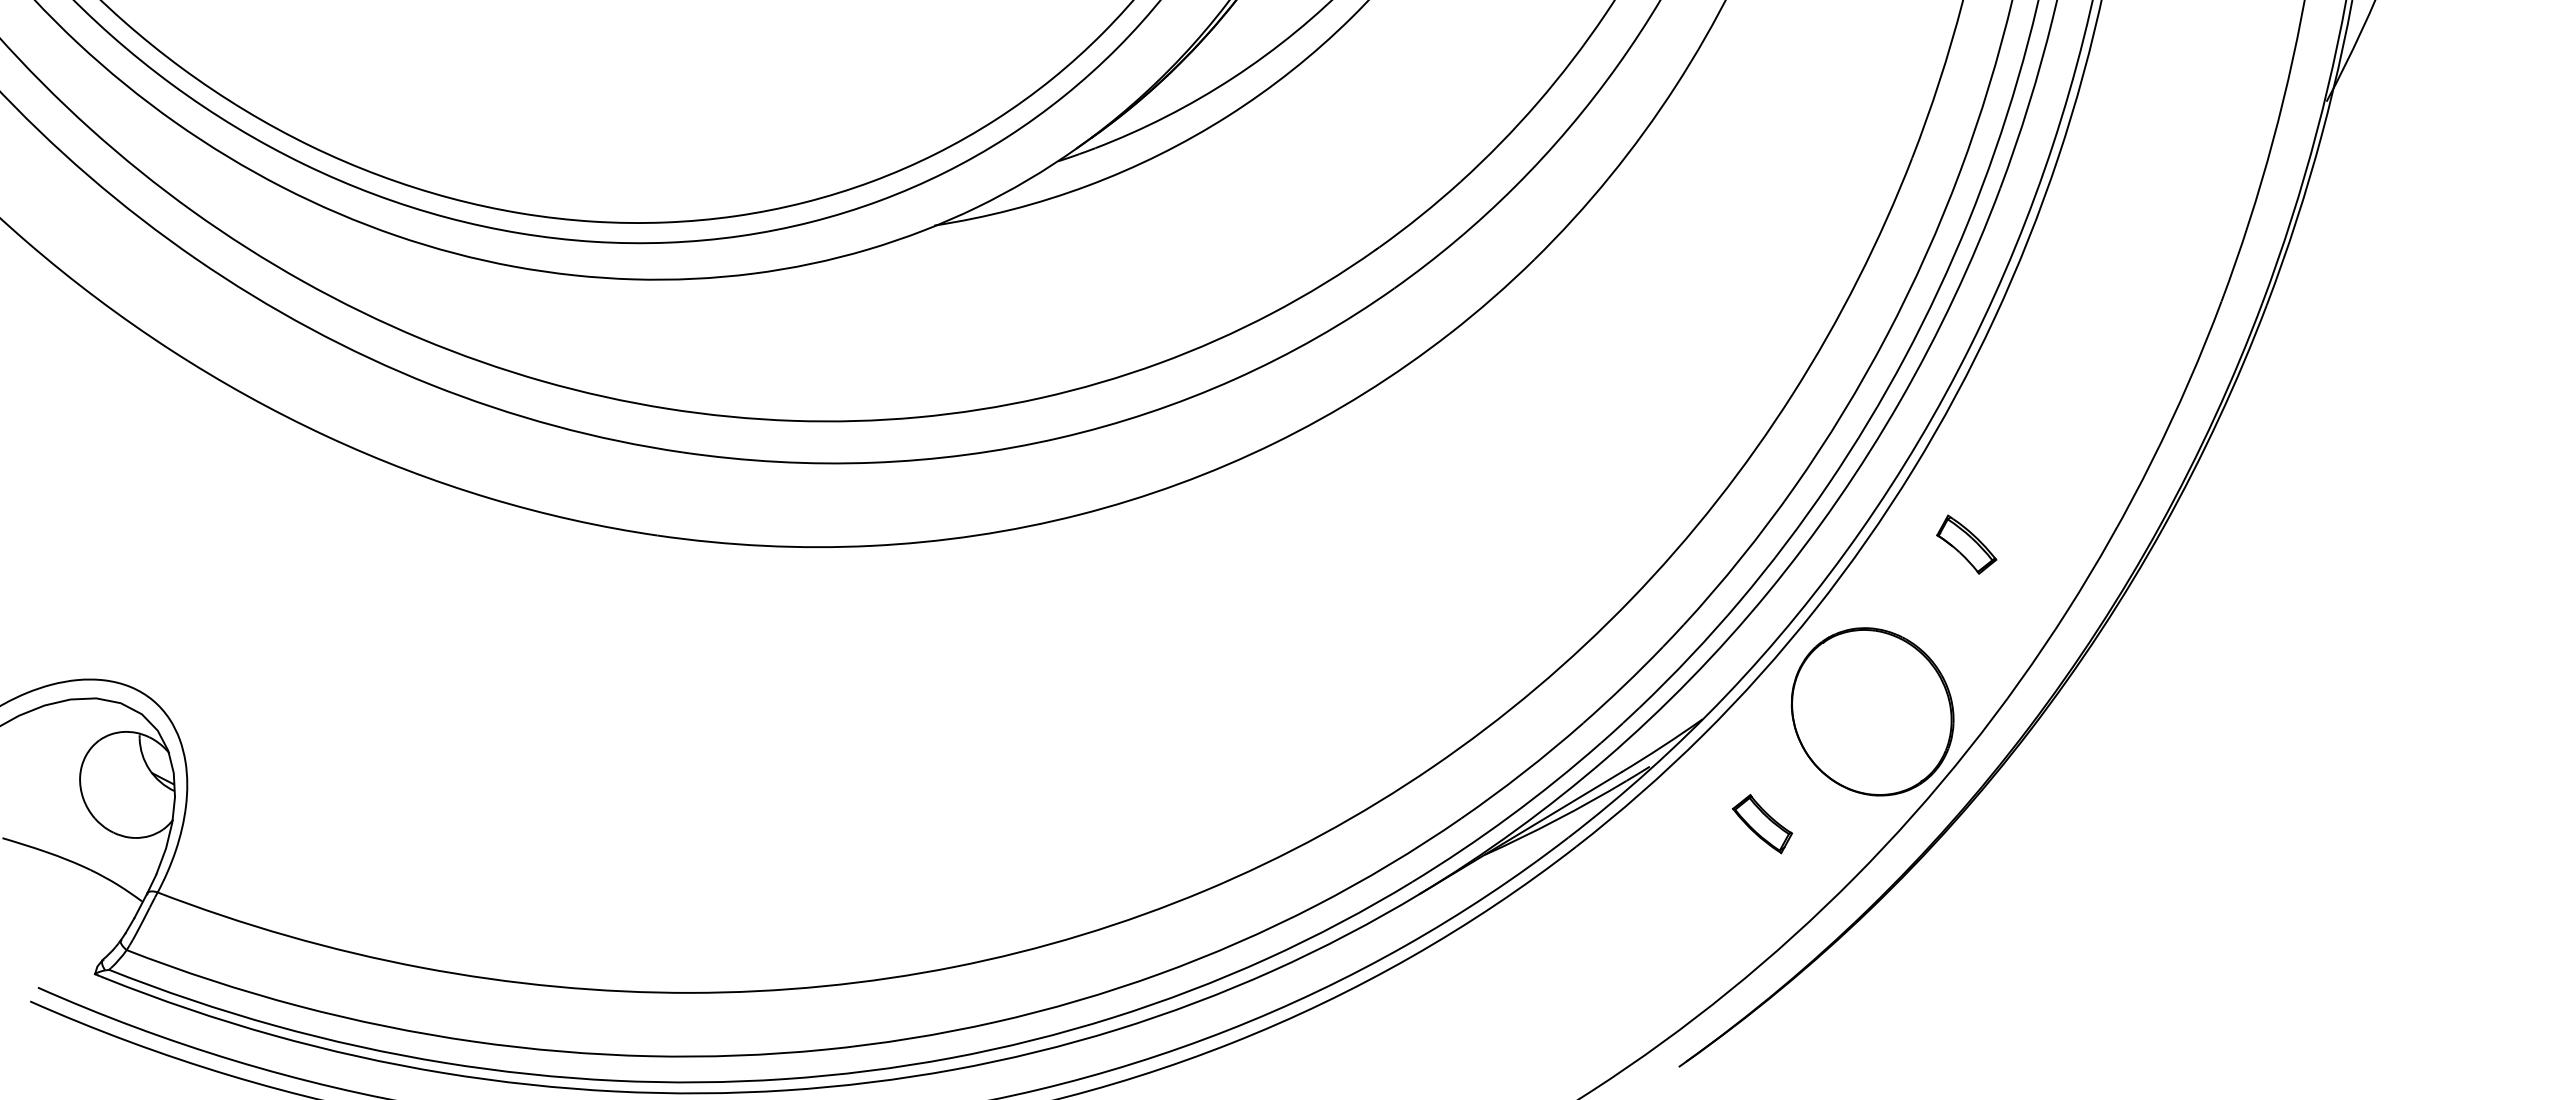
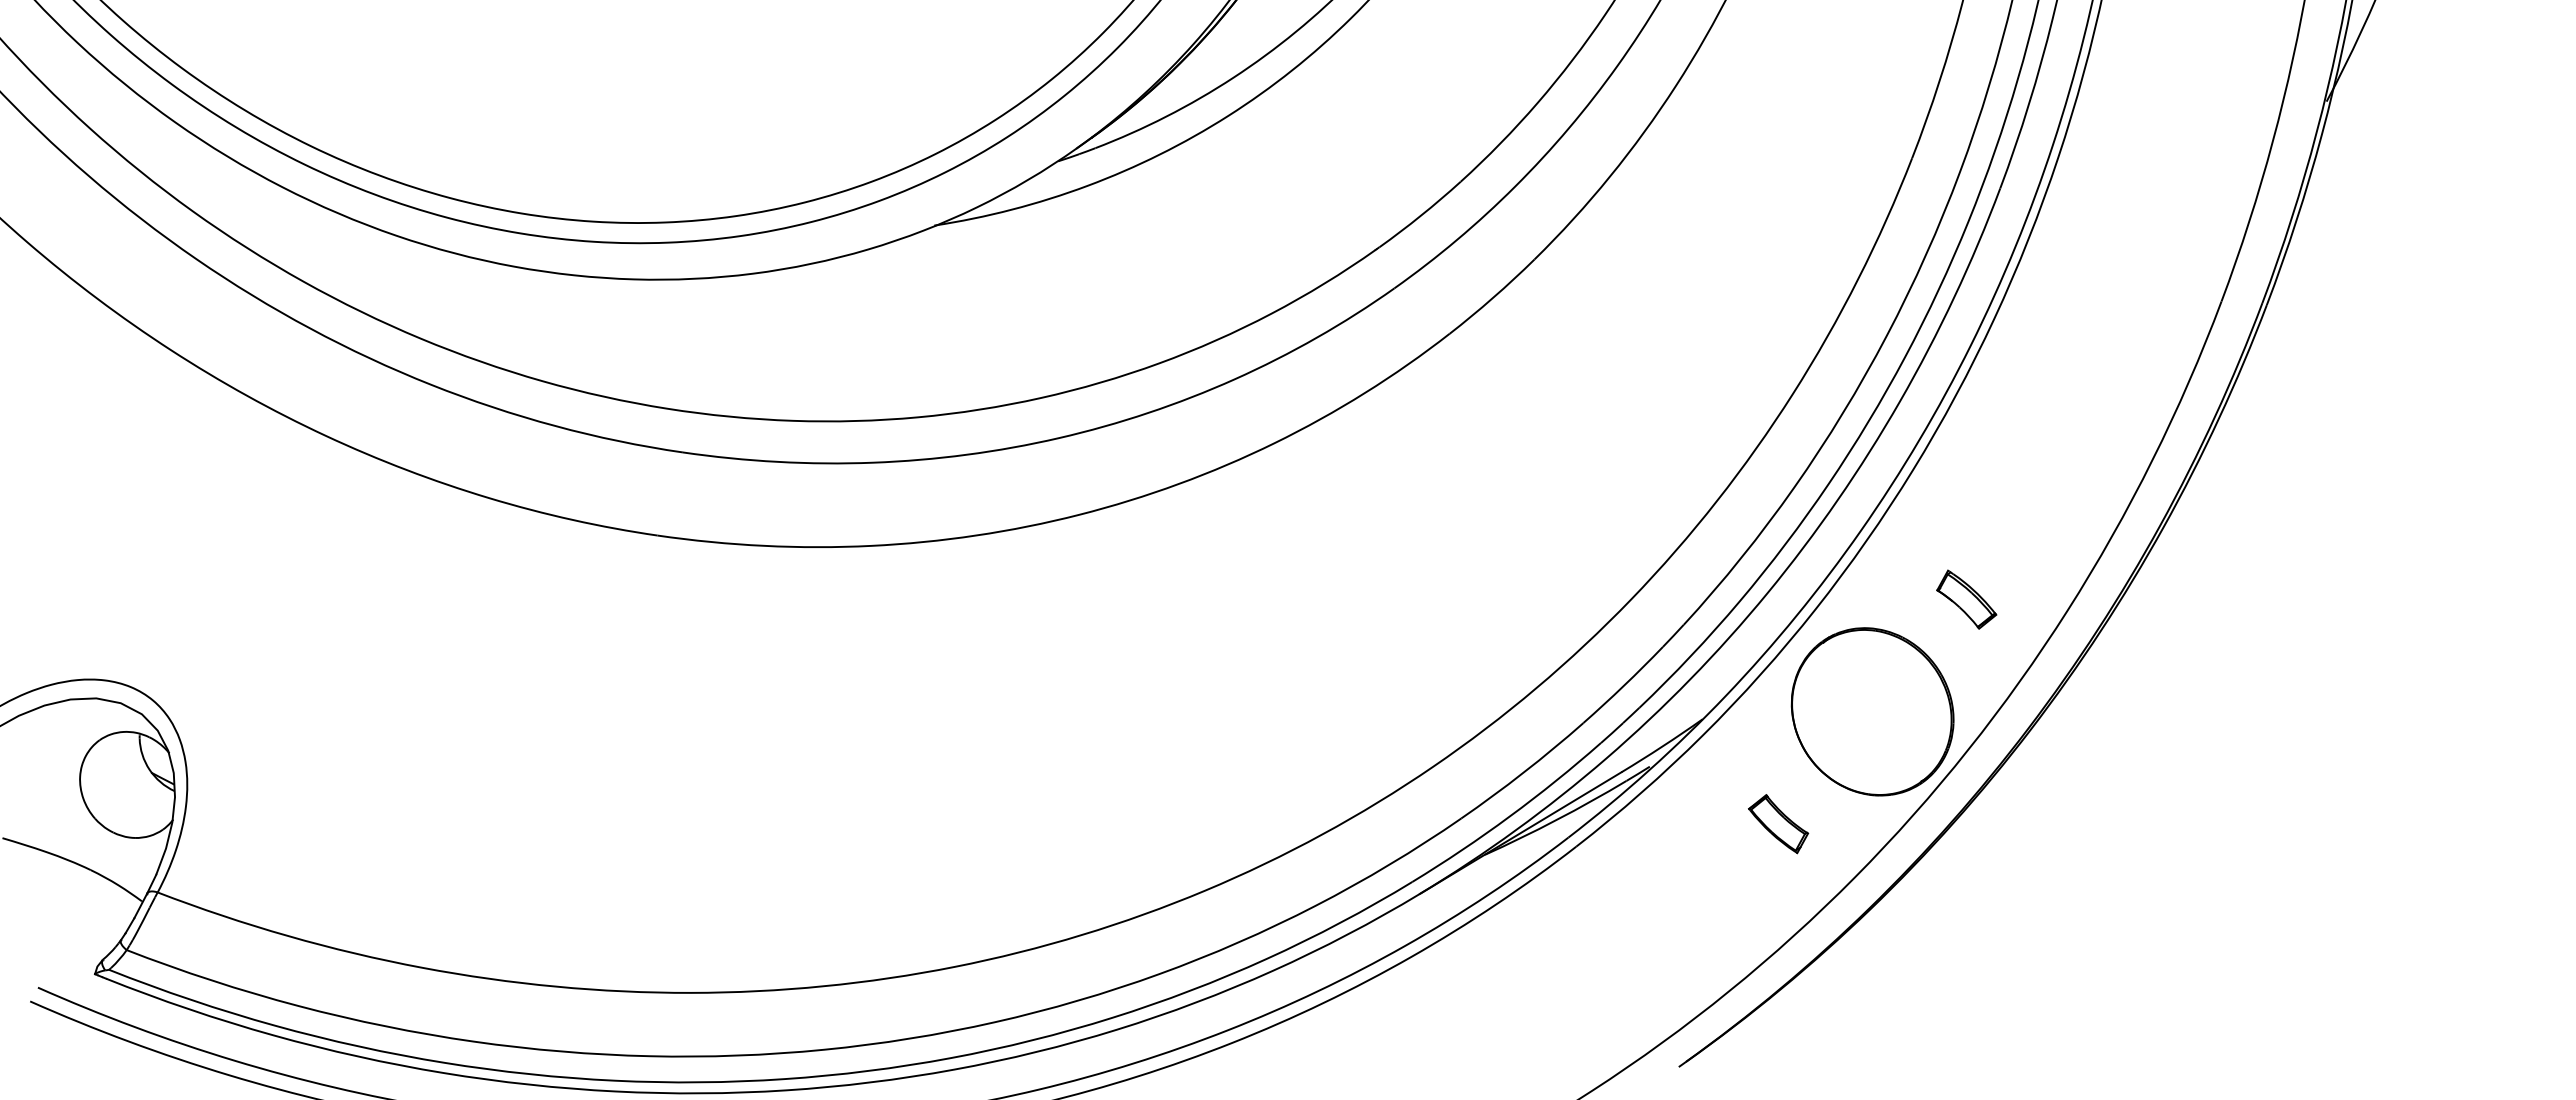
part position: (1966, 544) -> (1966, 599) (1966, 599)
part position: (1762, 824) -> (1778, 824) (1778, 824)
